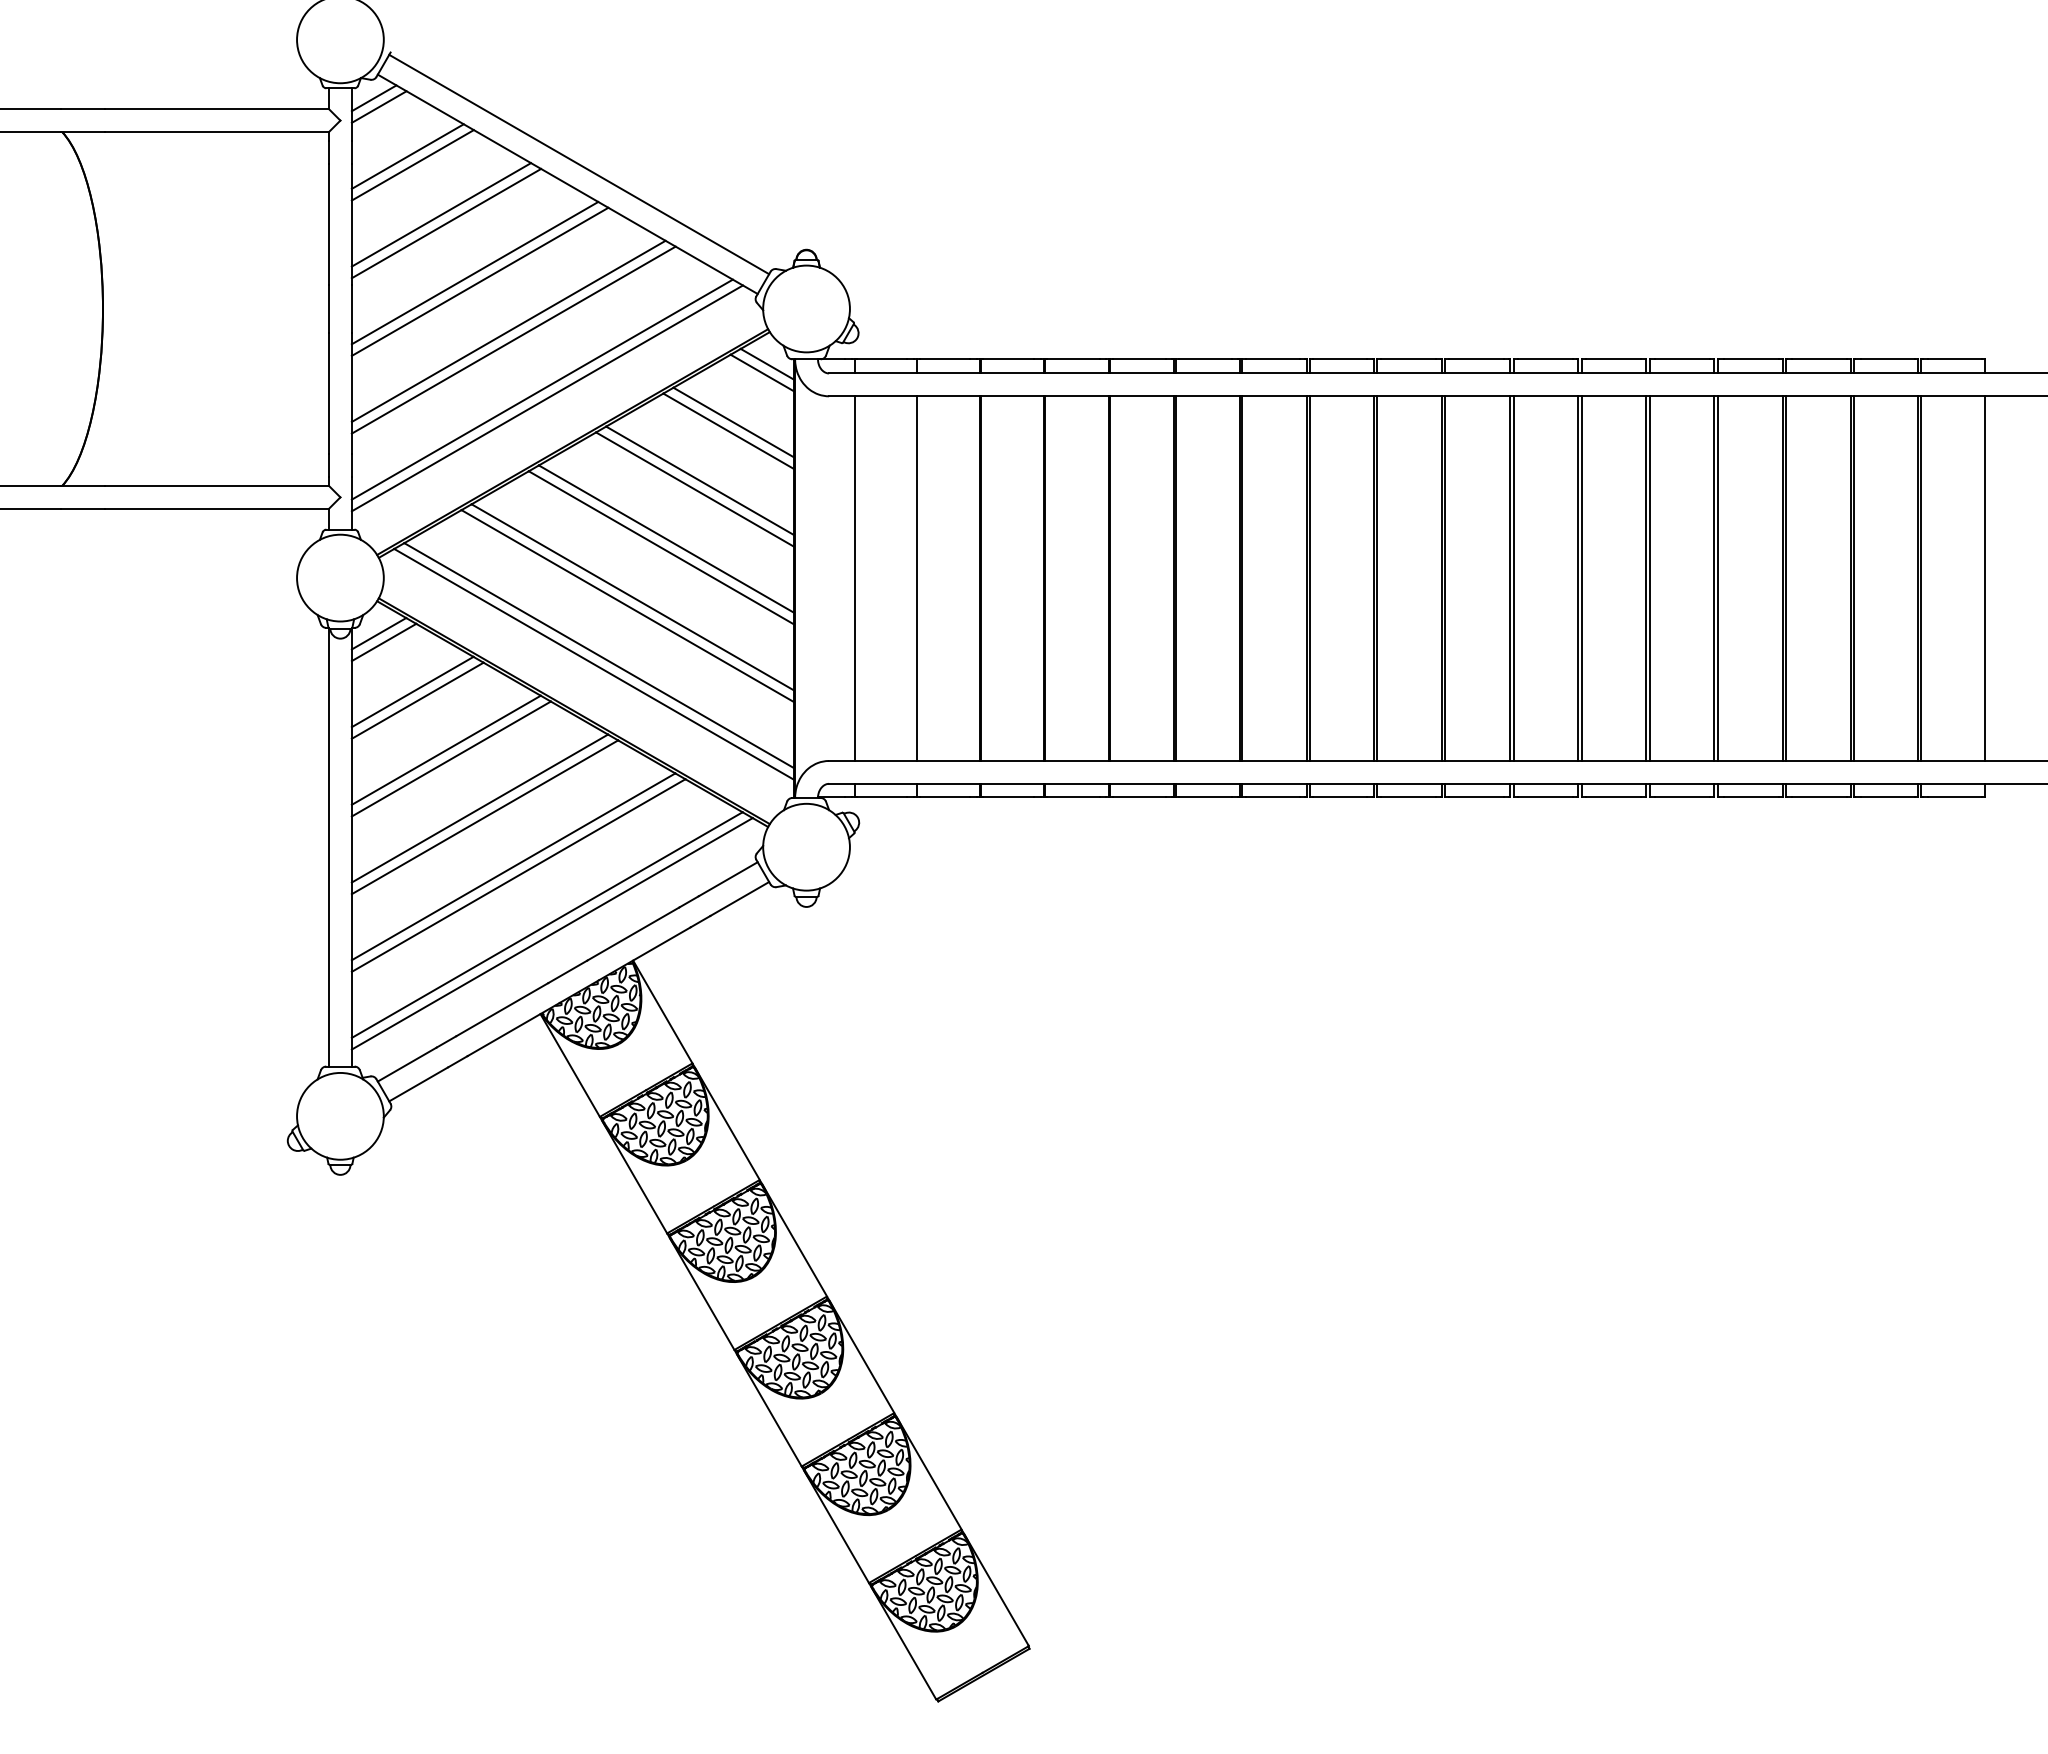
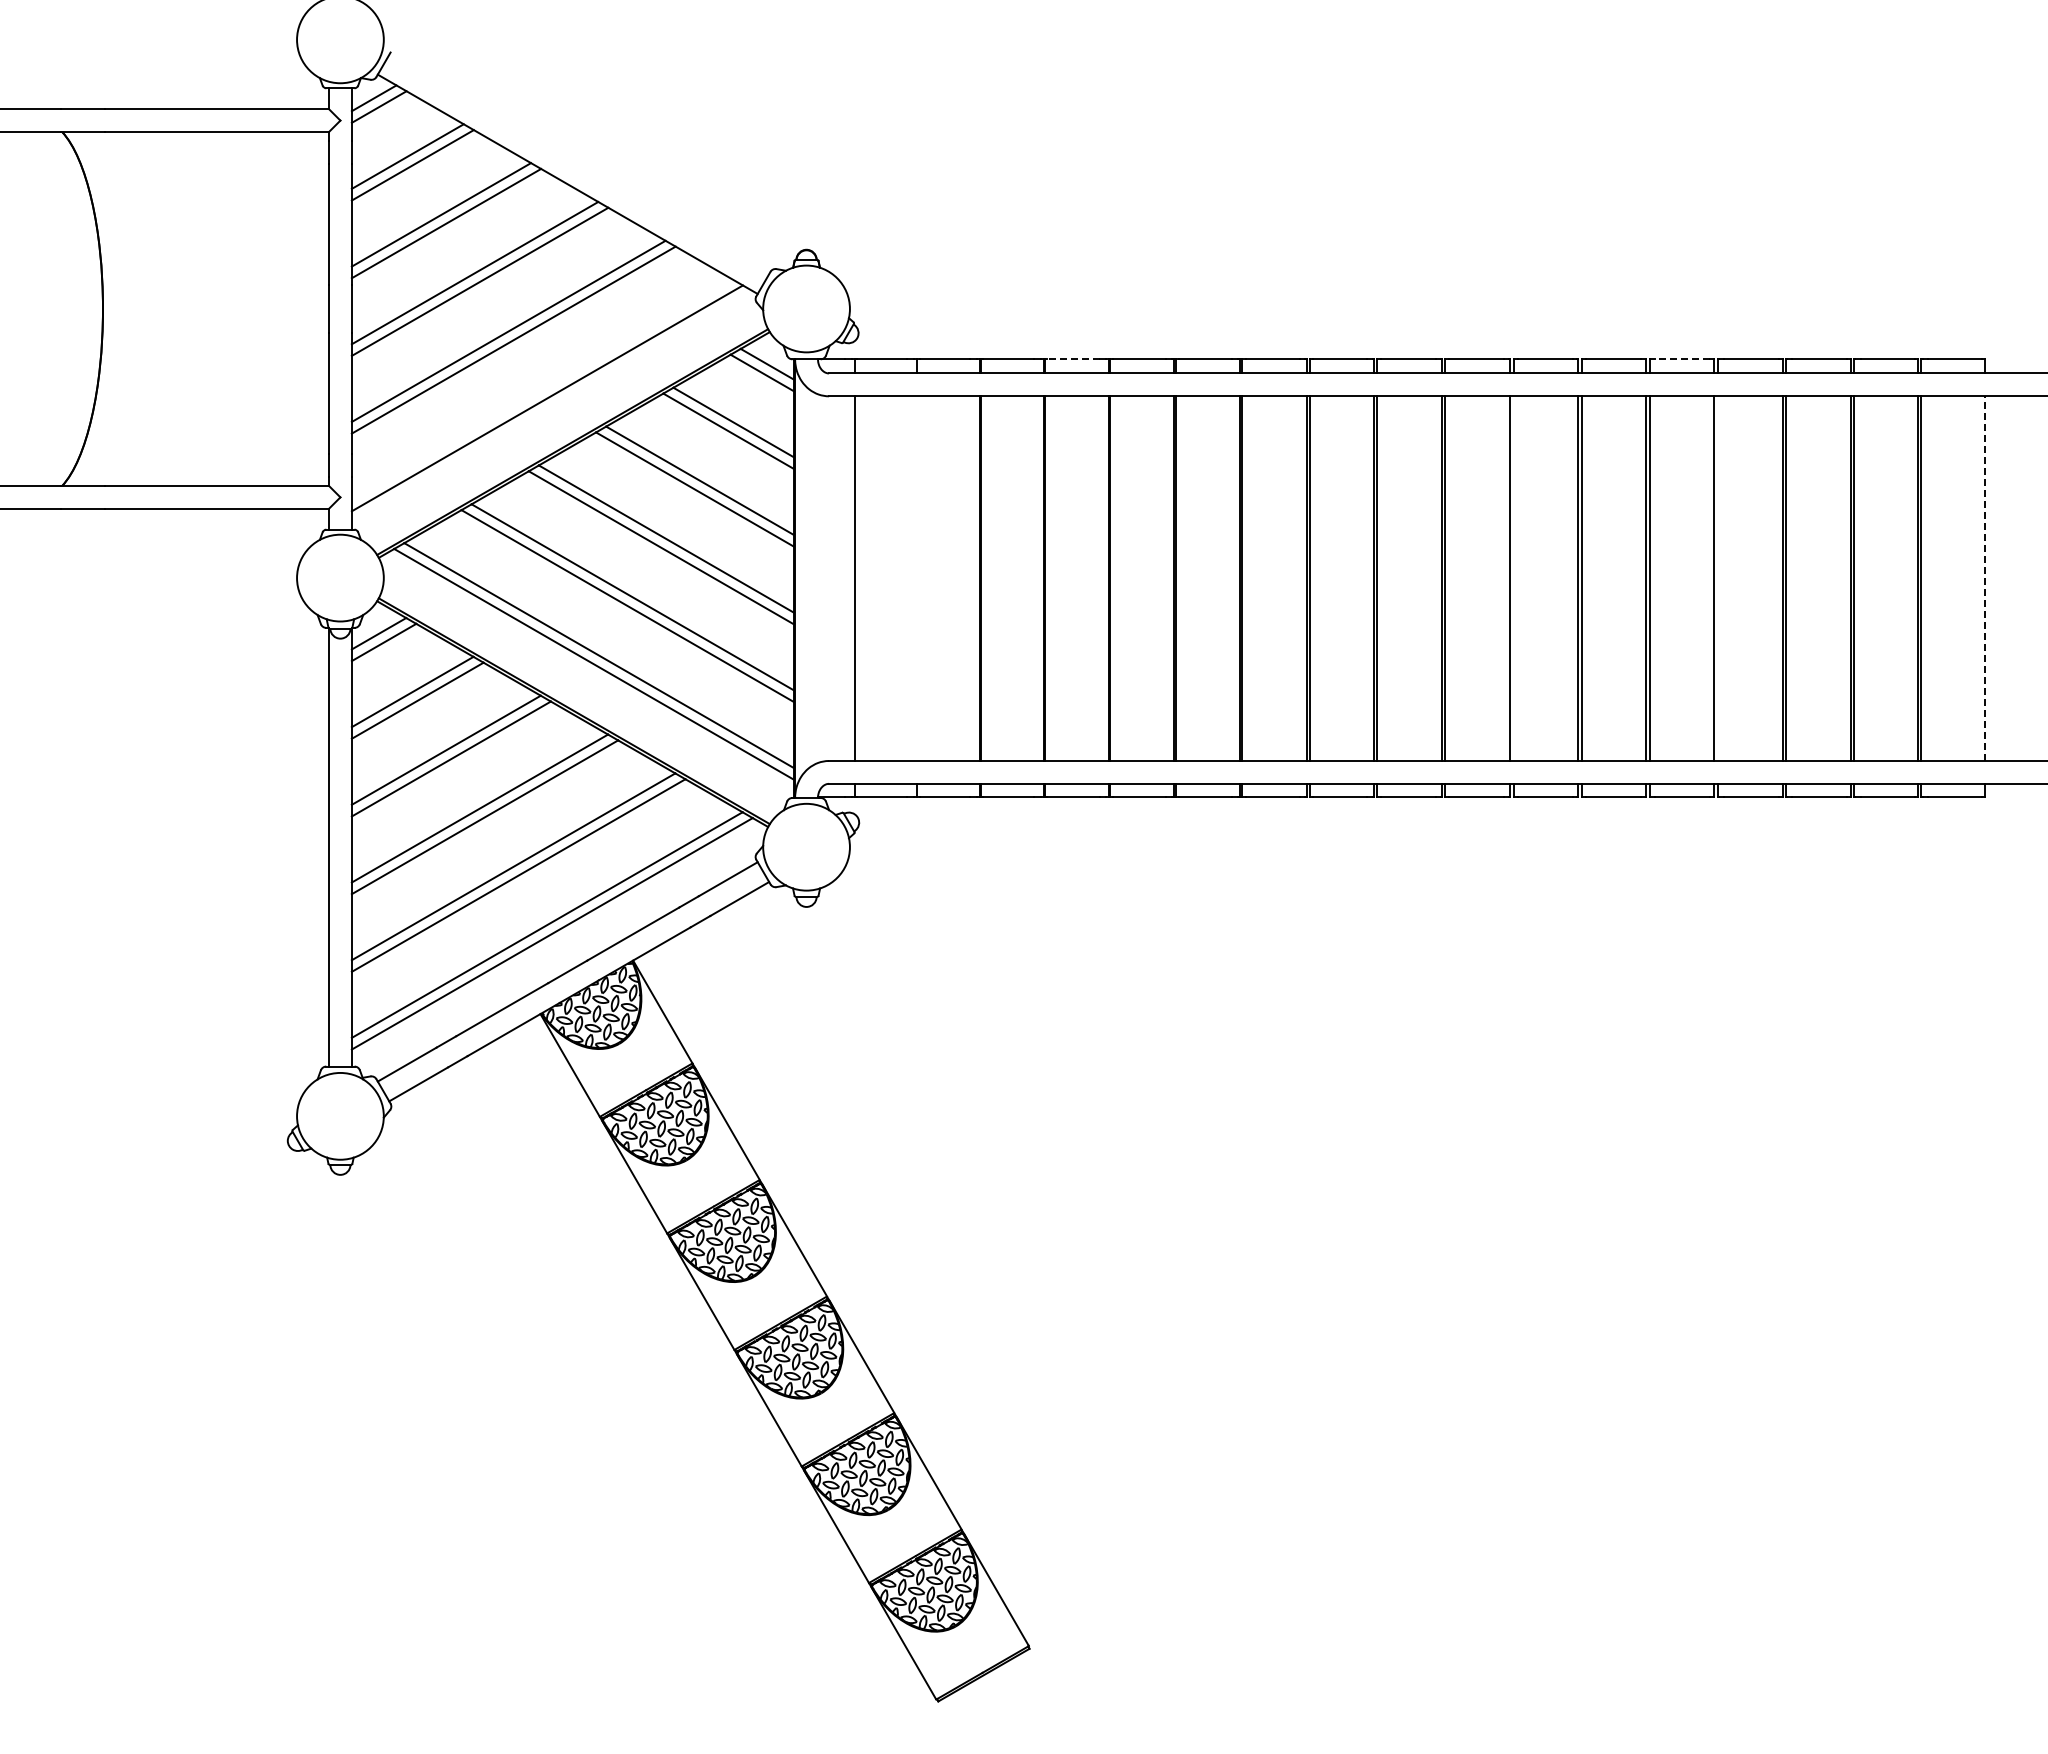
line: present -> none (579, 164)
line: solid -> dashed (1073, 359)
line: solid -> dashed (1682, 359)
line: present -> none (541, 389)
line: present -> none (917, 578)
line: present -> none (1513, 578)
line: present -> none (1718, 578)
line: solid -> dashed (1985, 578)
